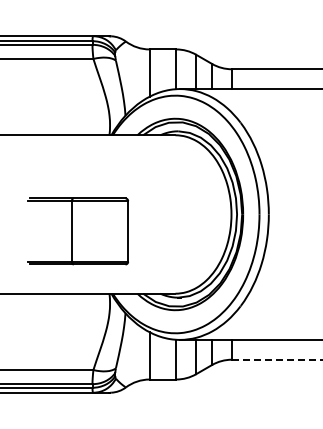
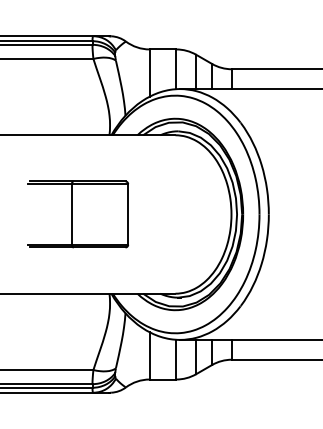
part position: (77, 231) -> (77, 214) (77, 214)
line: dashed -> solid (277, 359)
